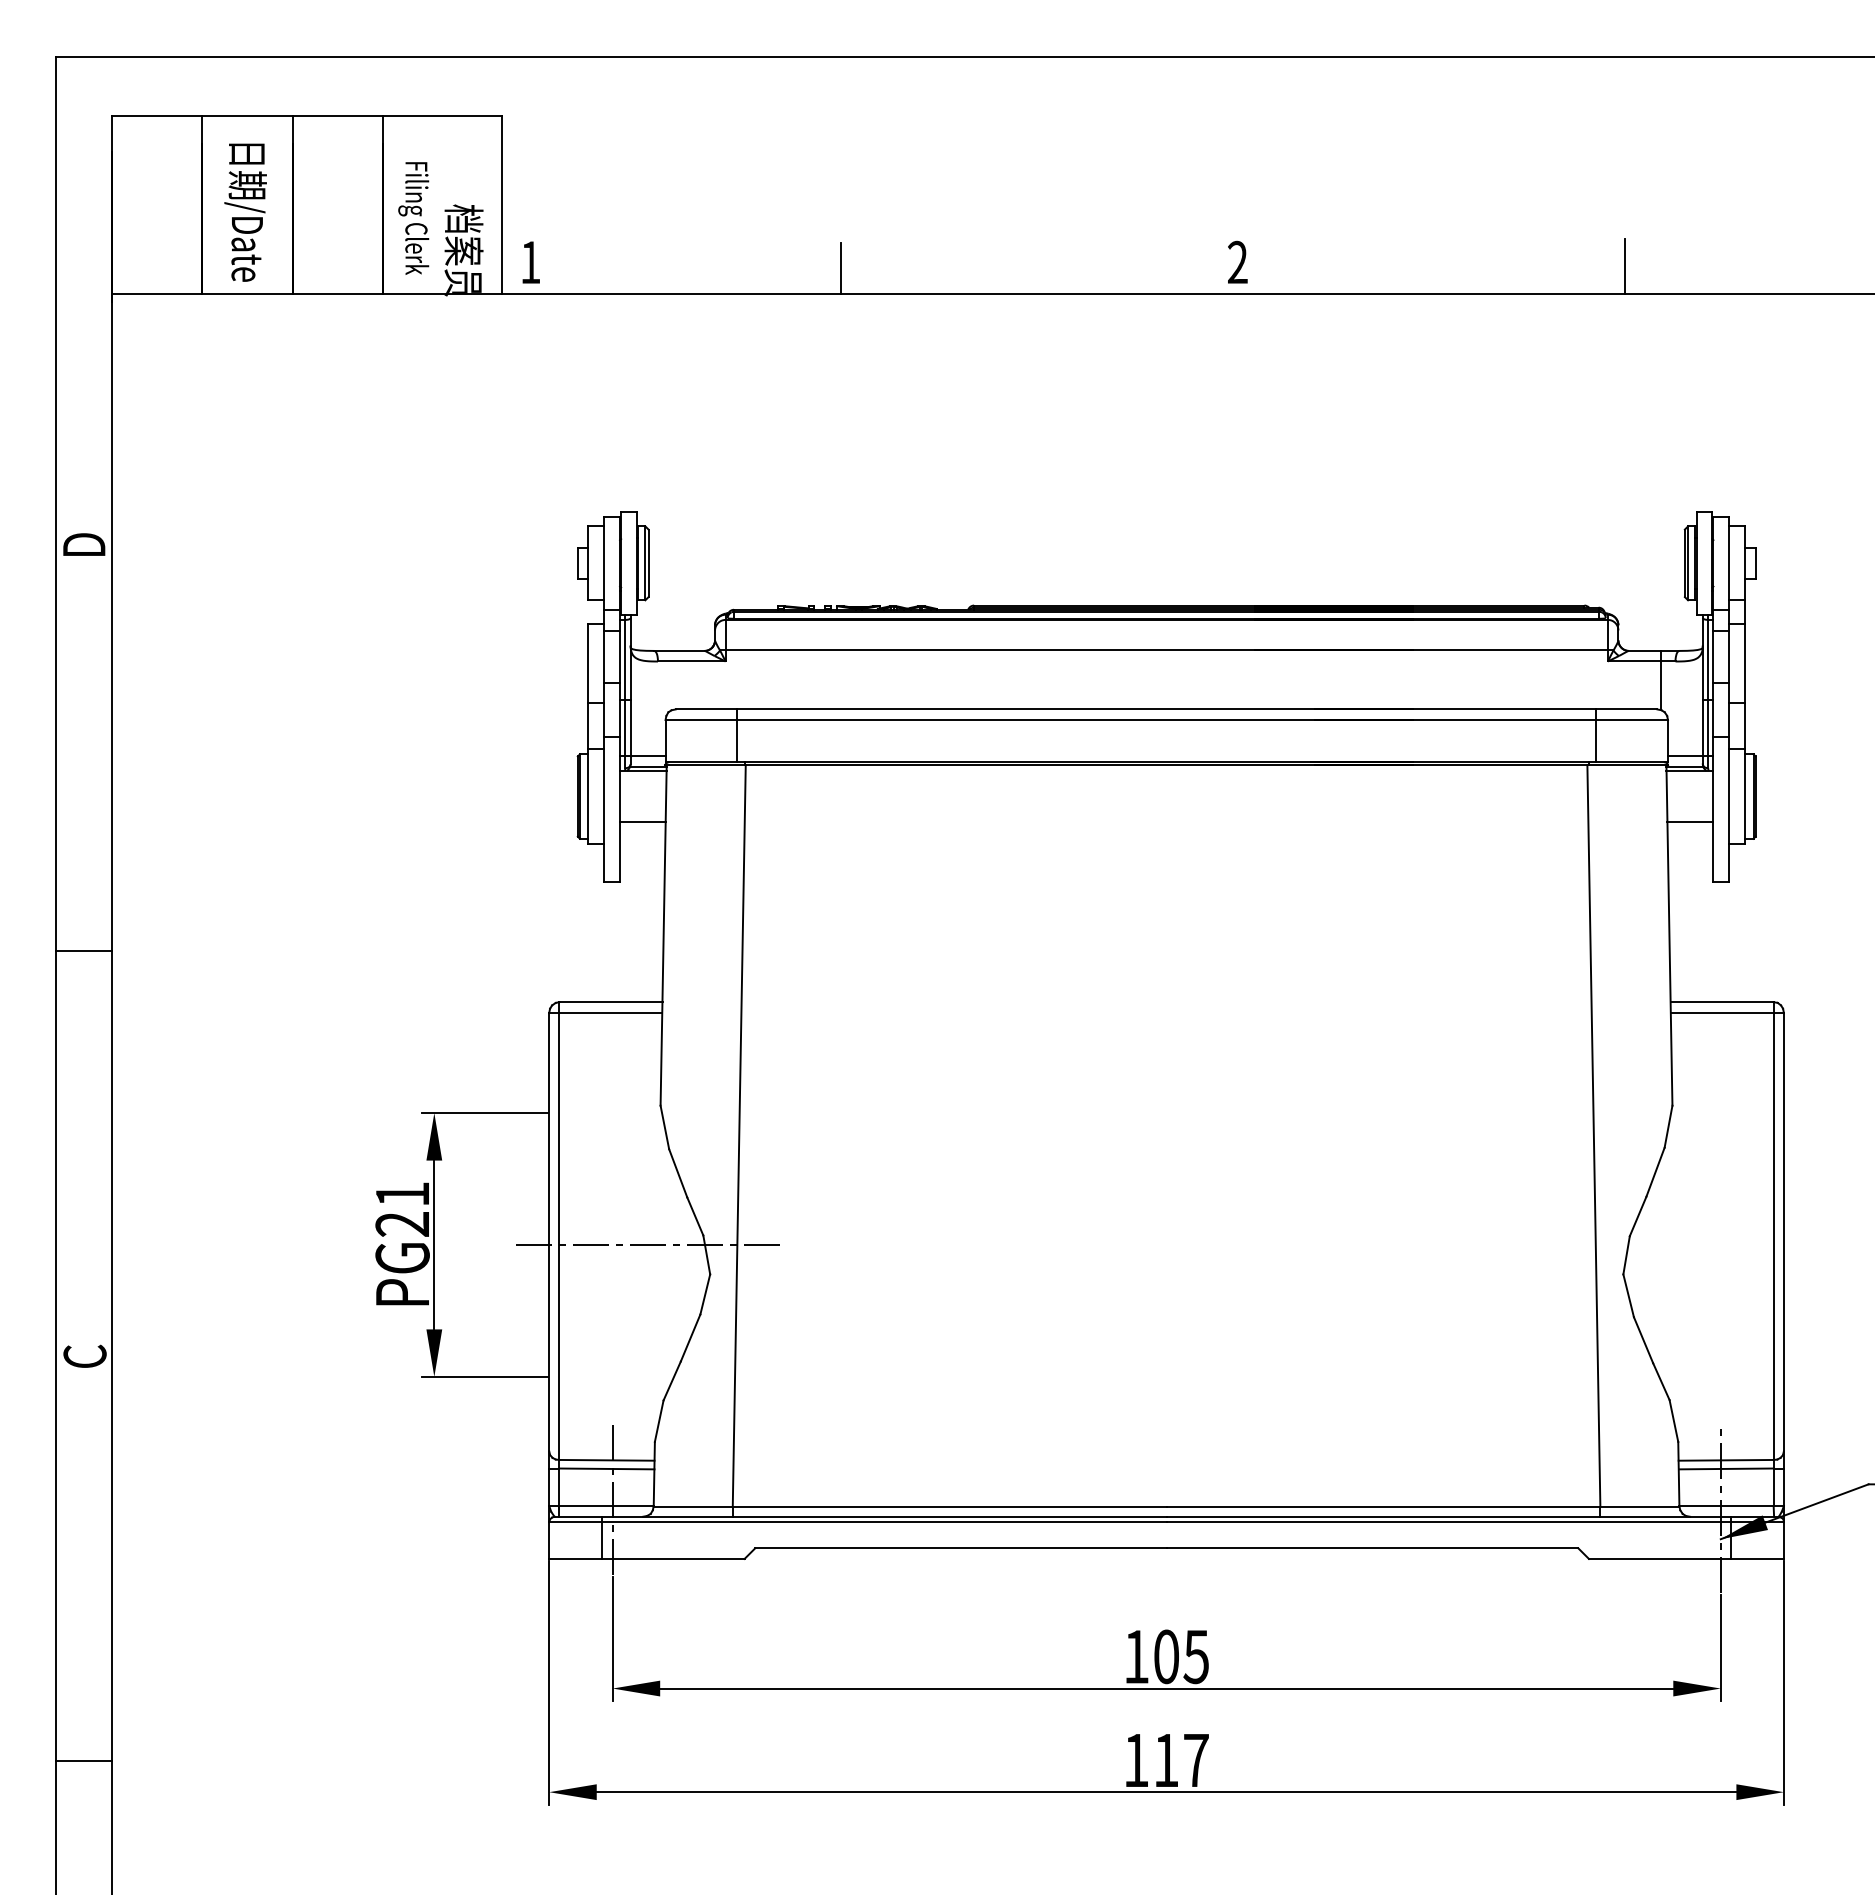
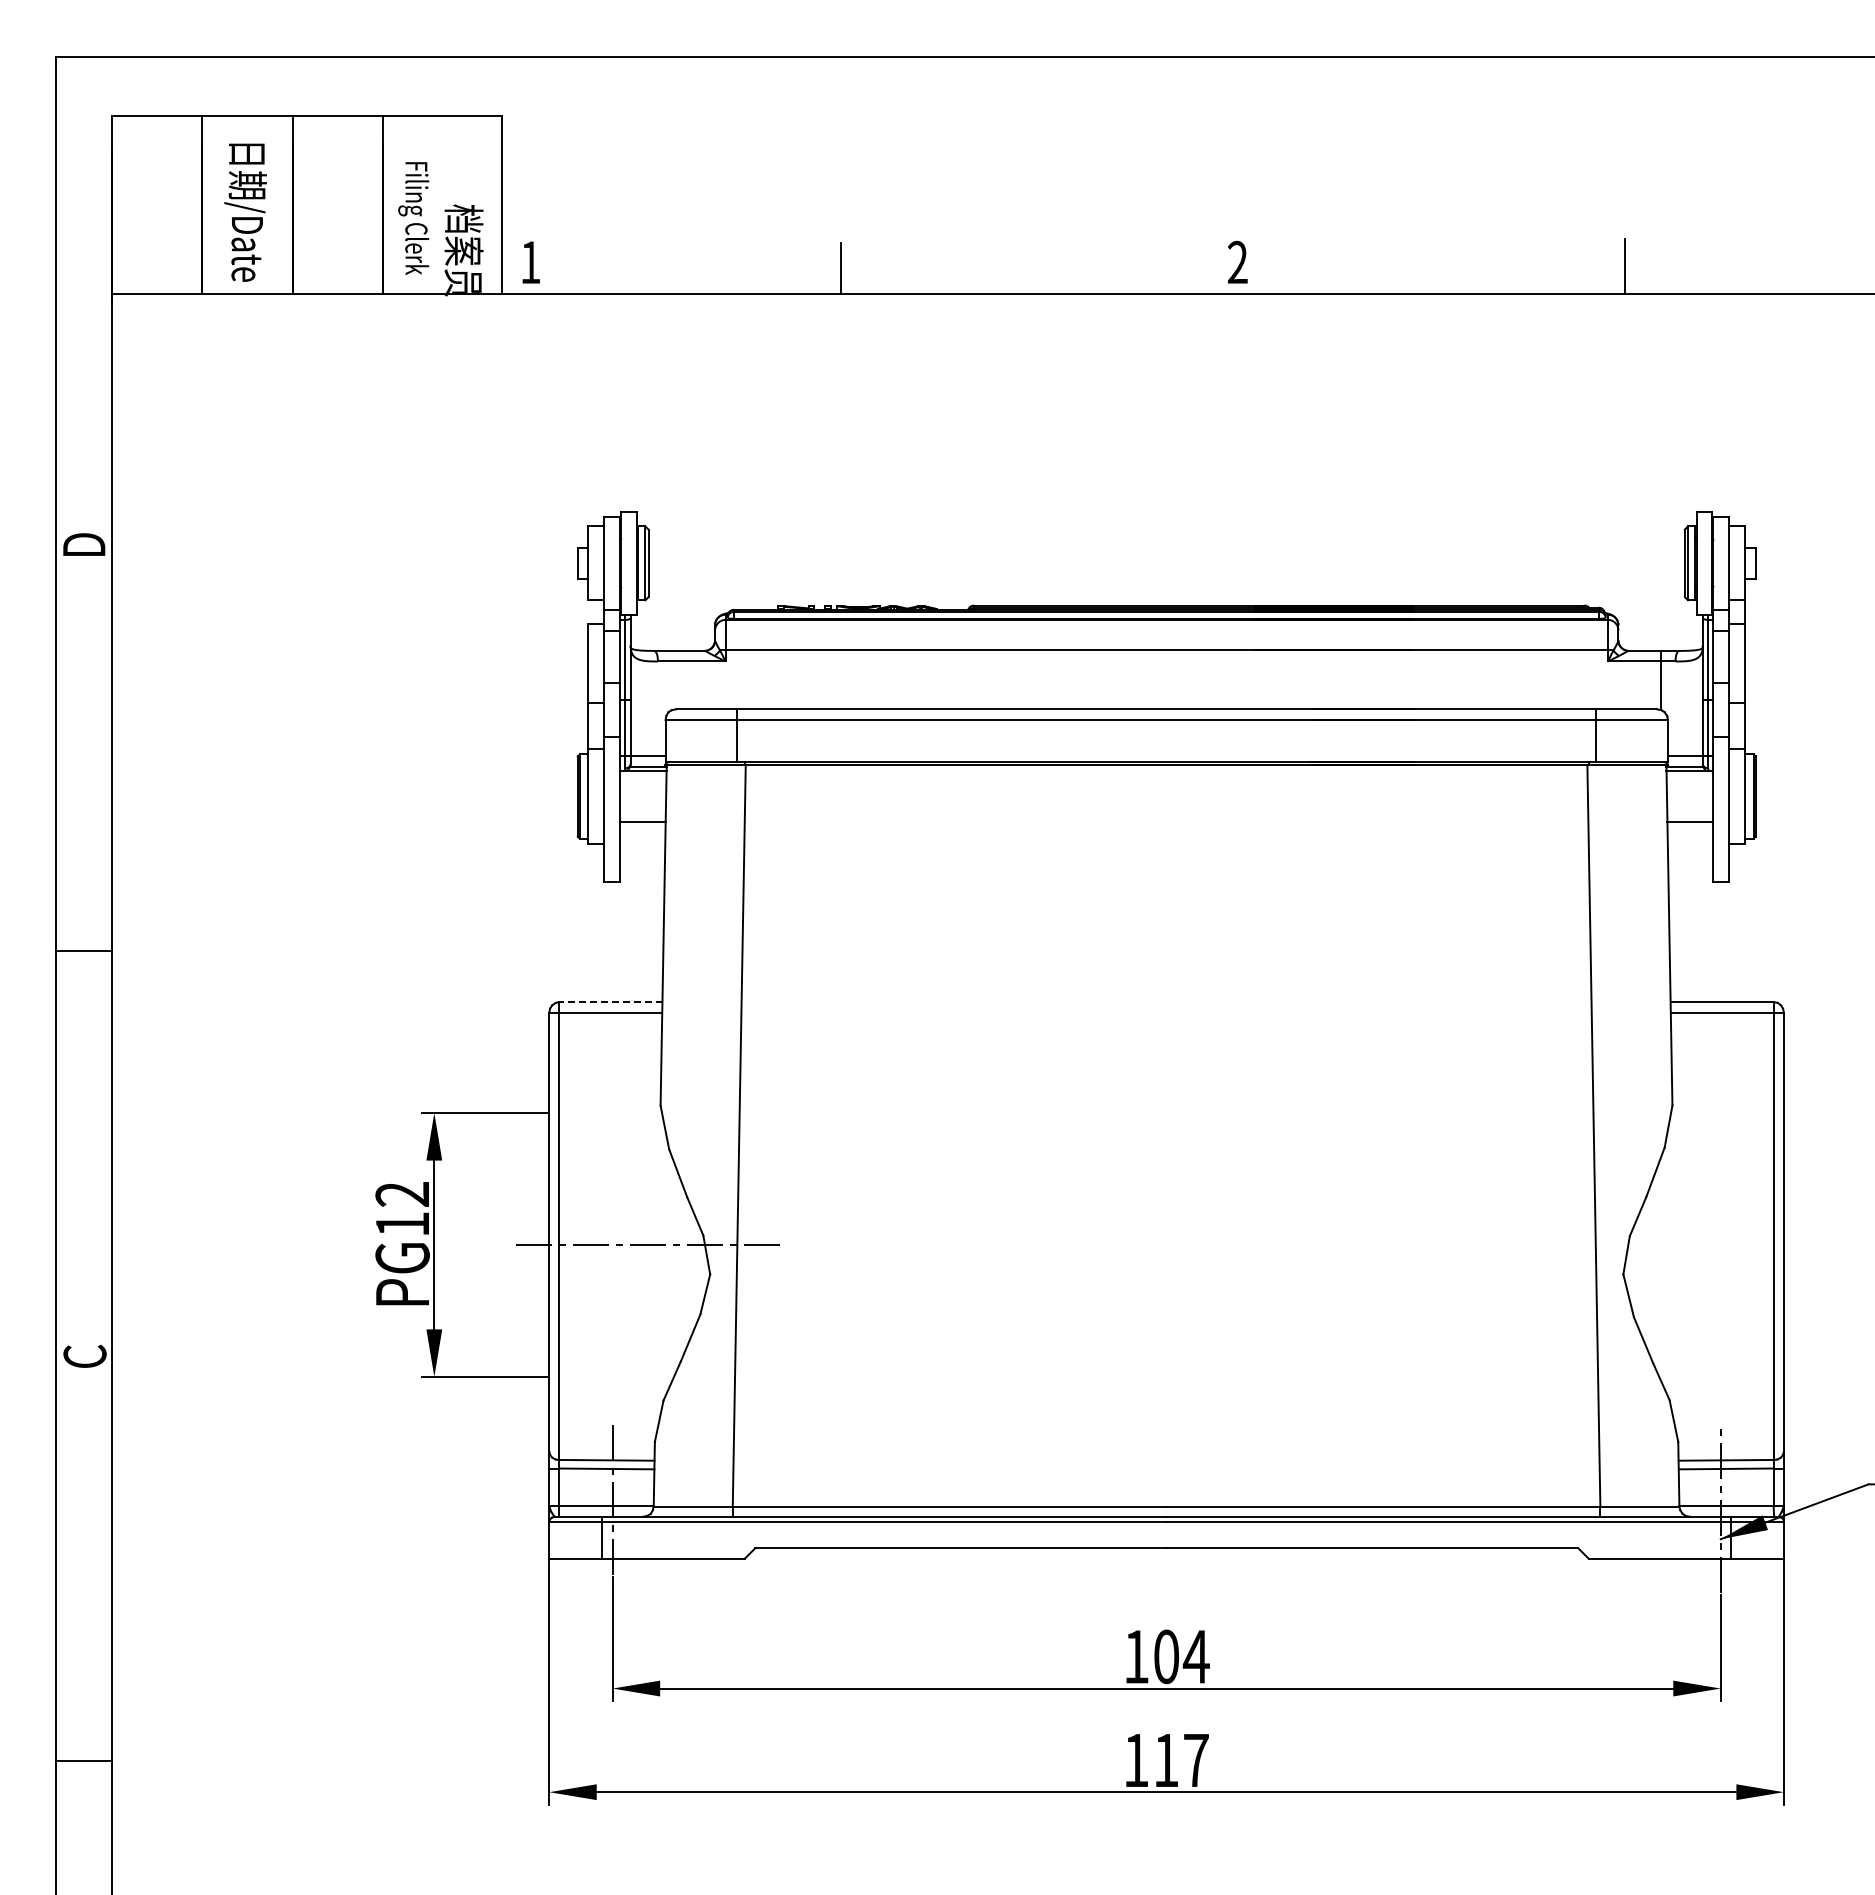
line: solid -> dashed (611, 1002)
text: PG21 -> PG12 (401, 1209)
text: 105 -> 104 (1195, 1657)
